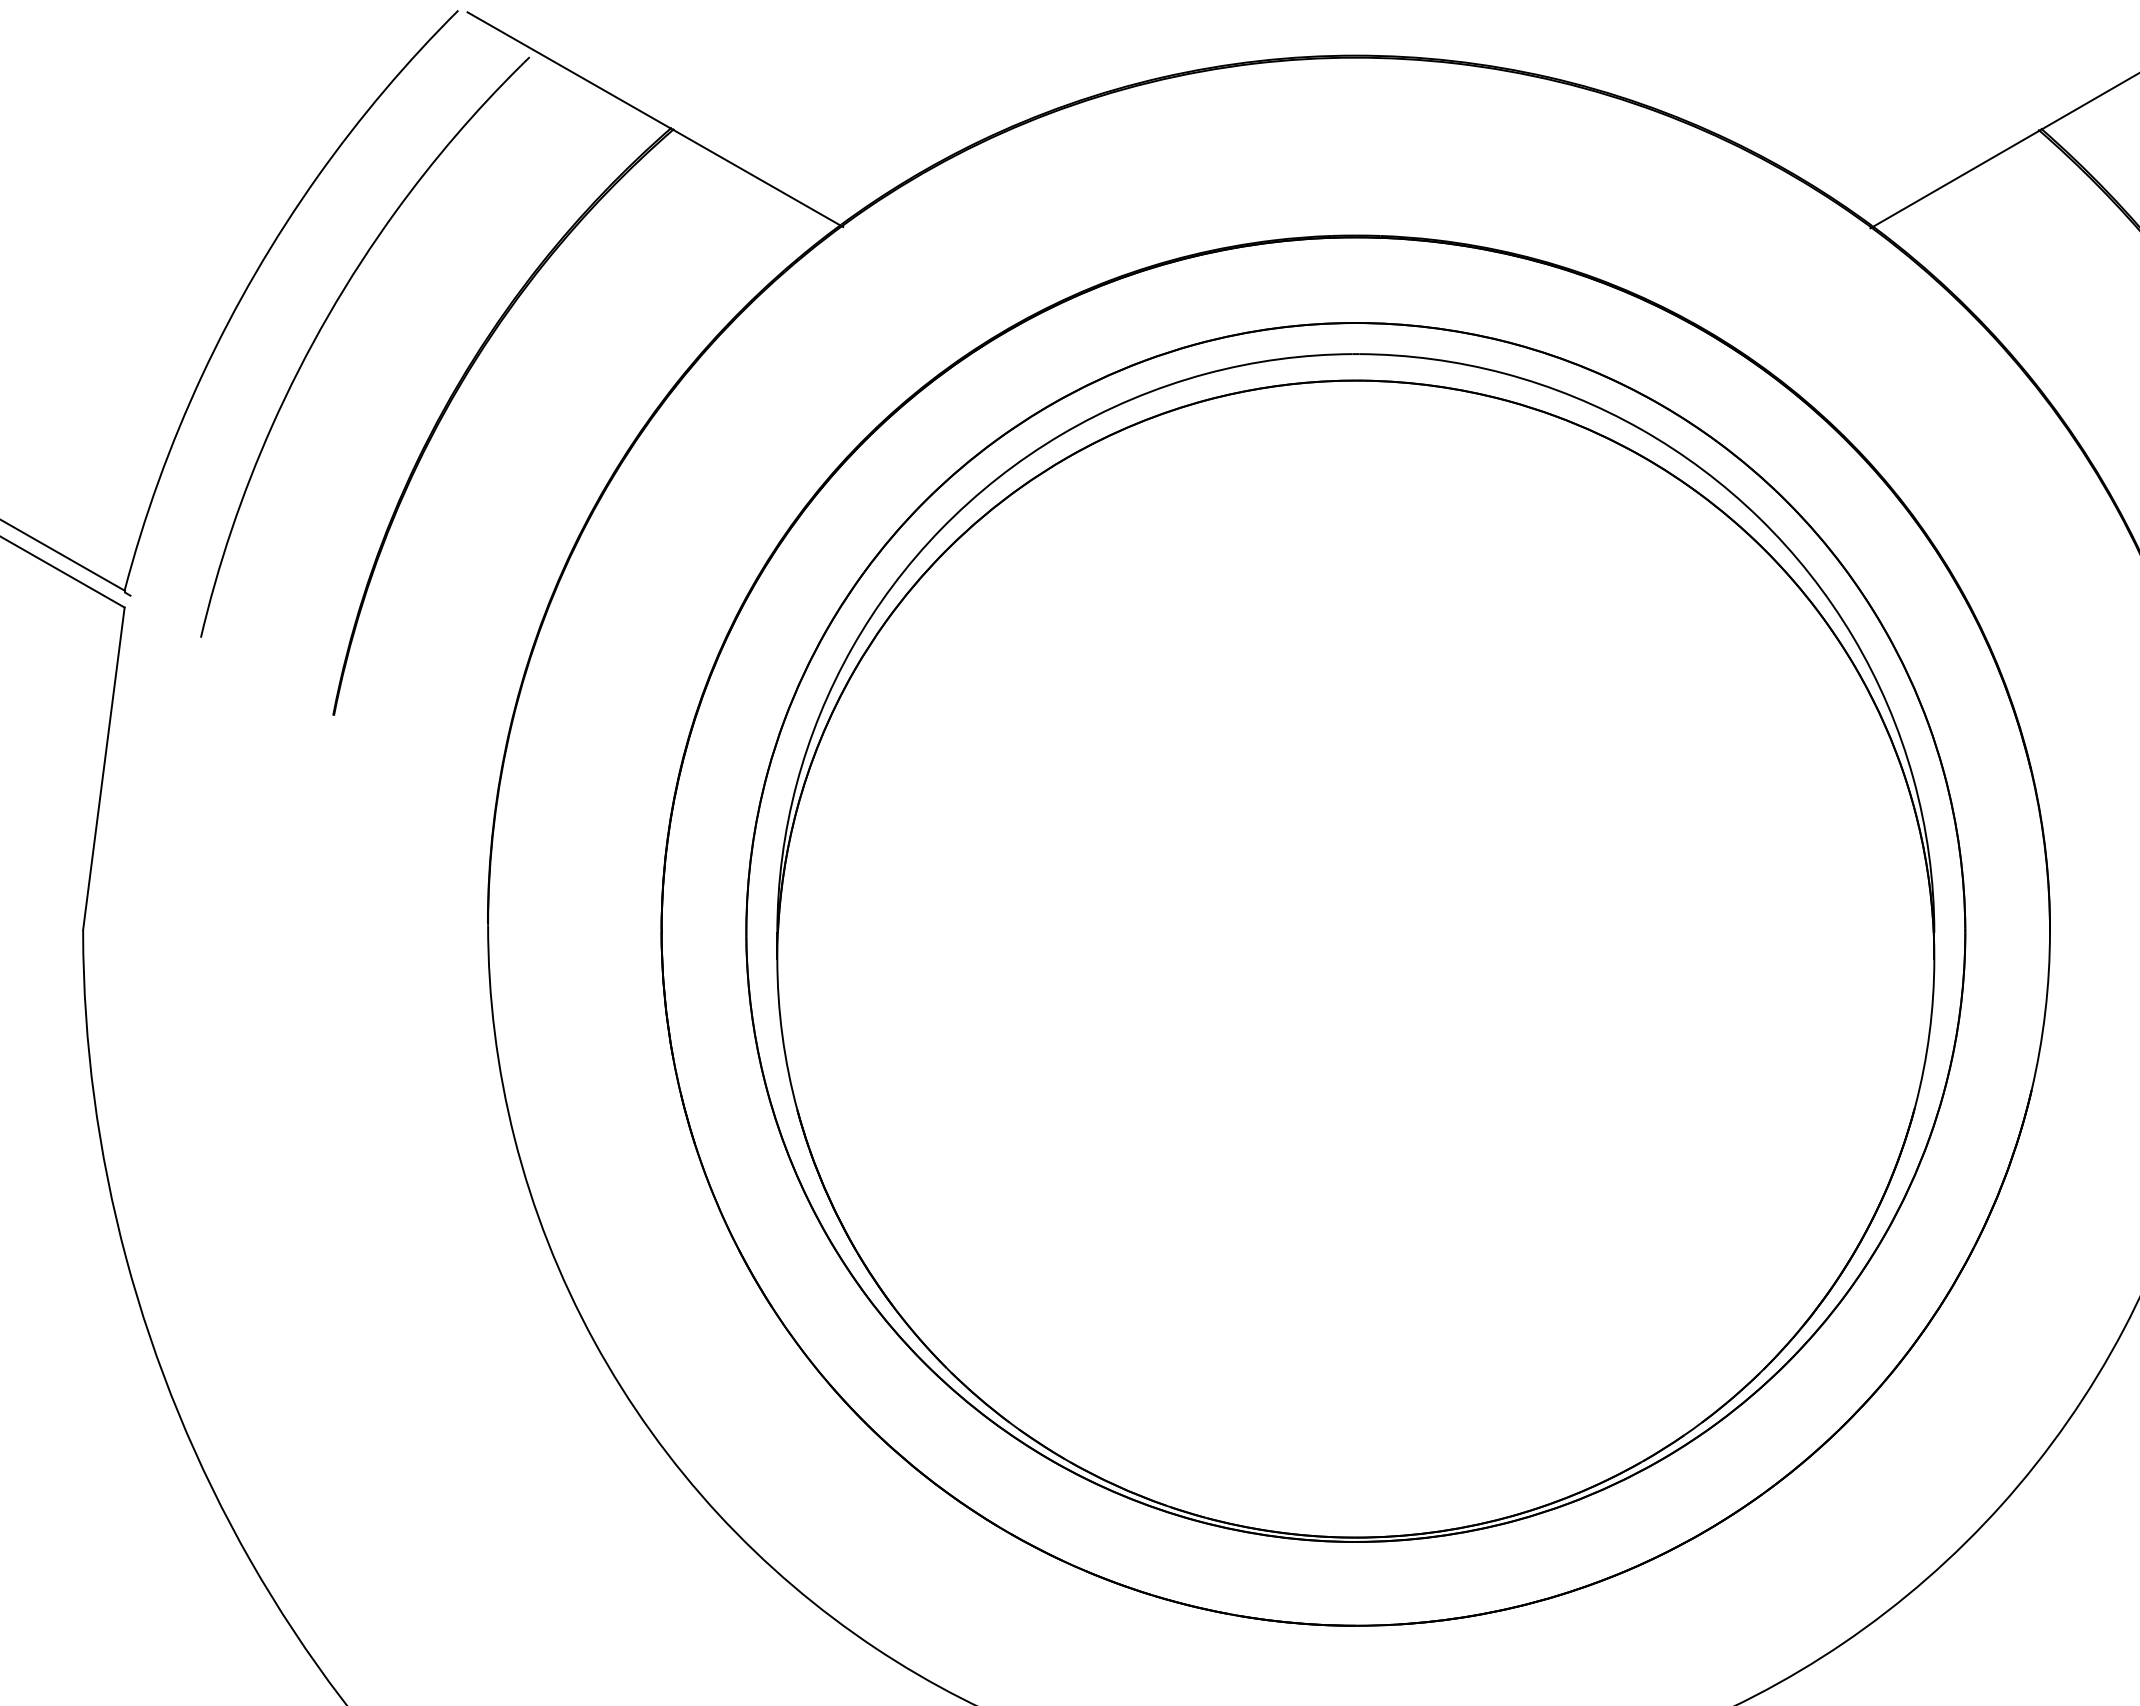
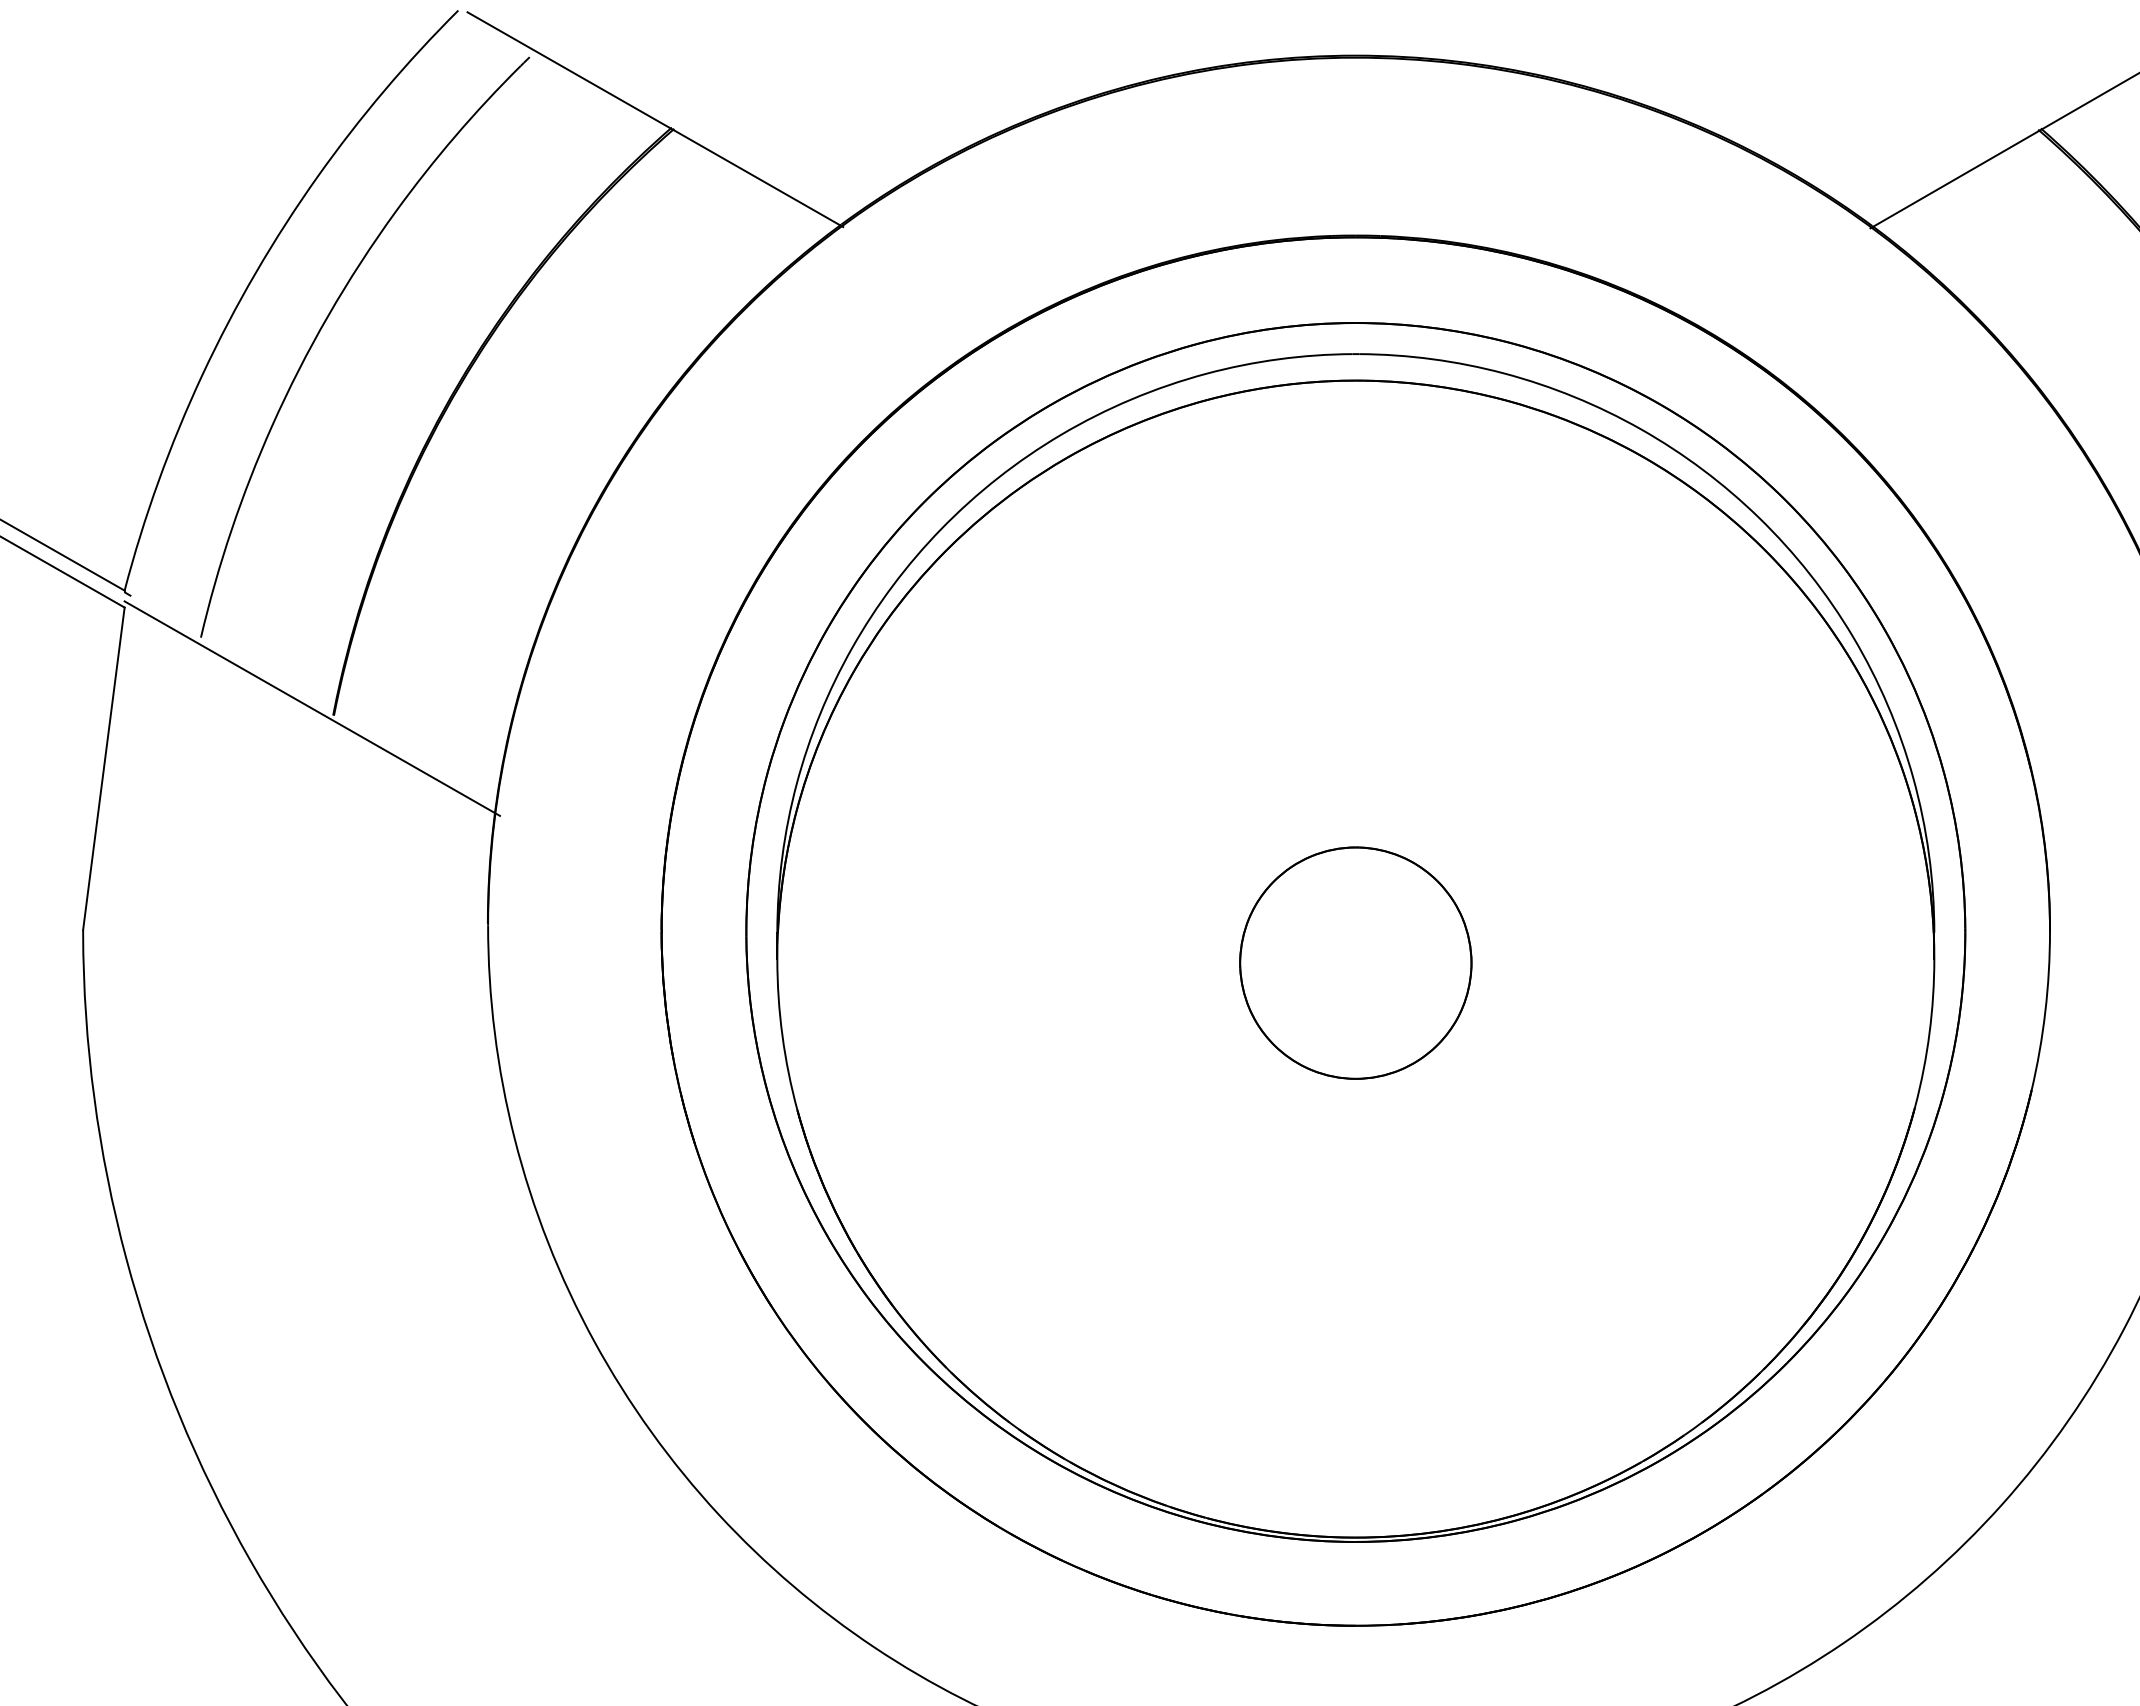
line: none -> present (311, 708)
part: none -> present (1355, 962)
